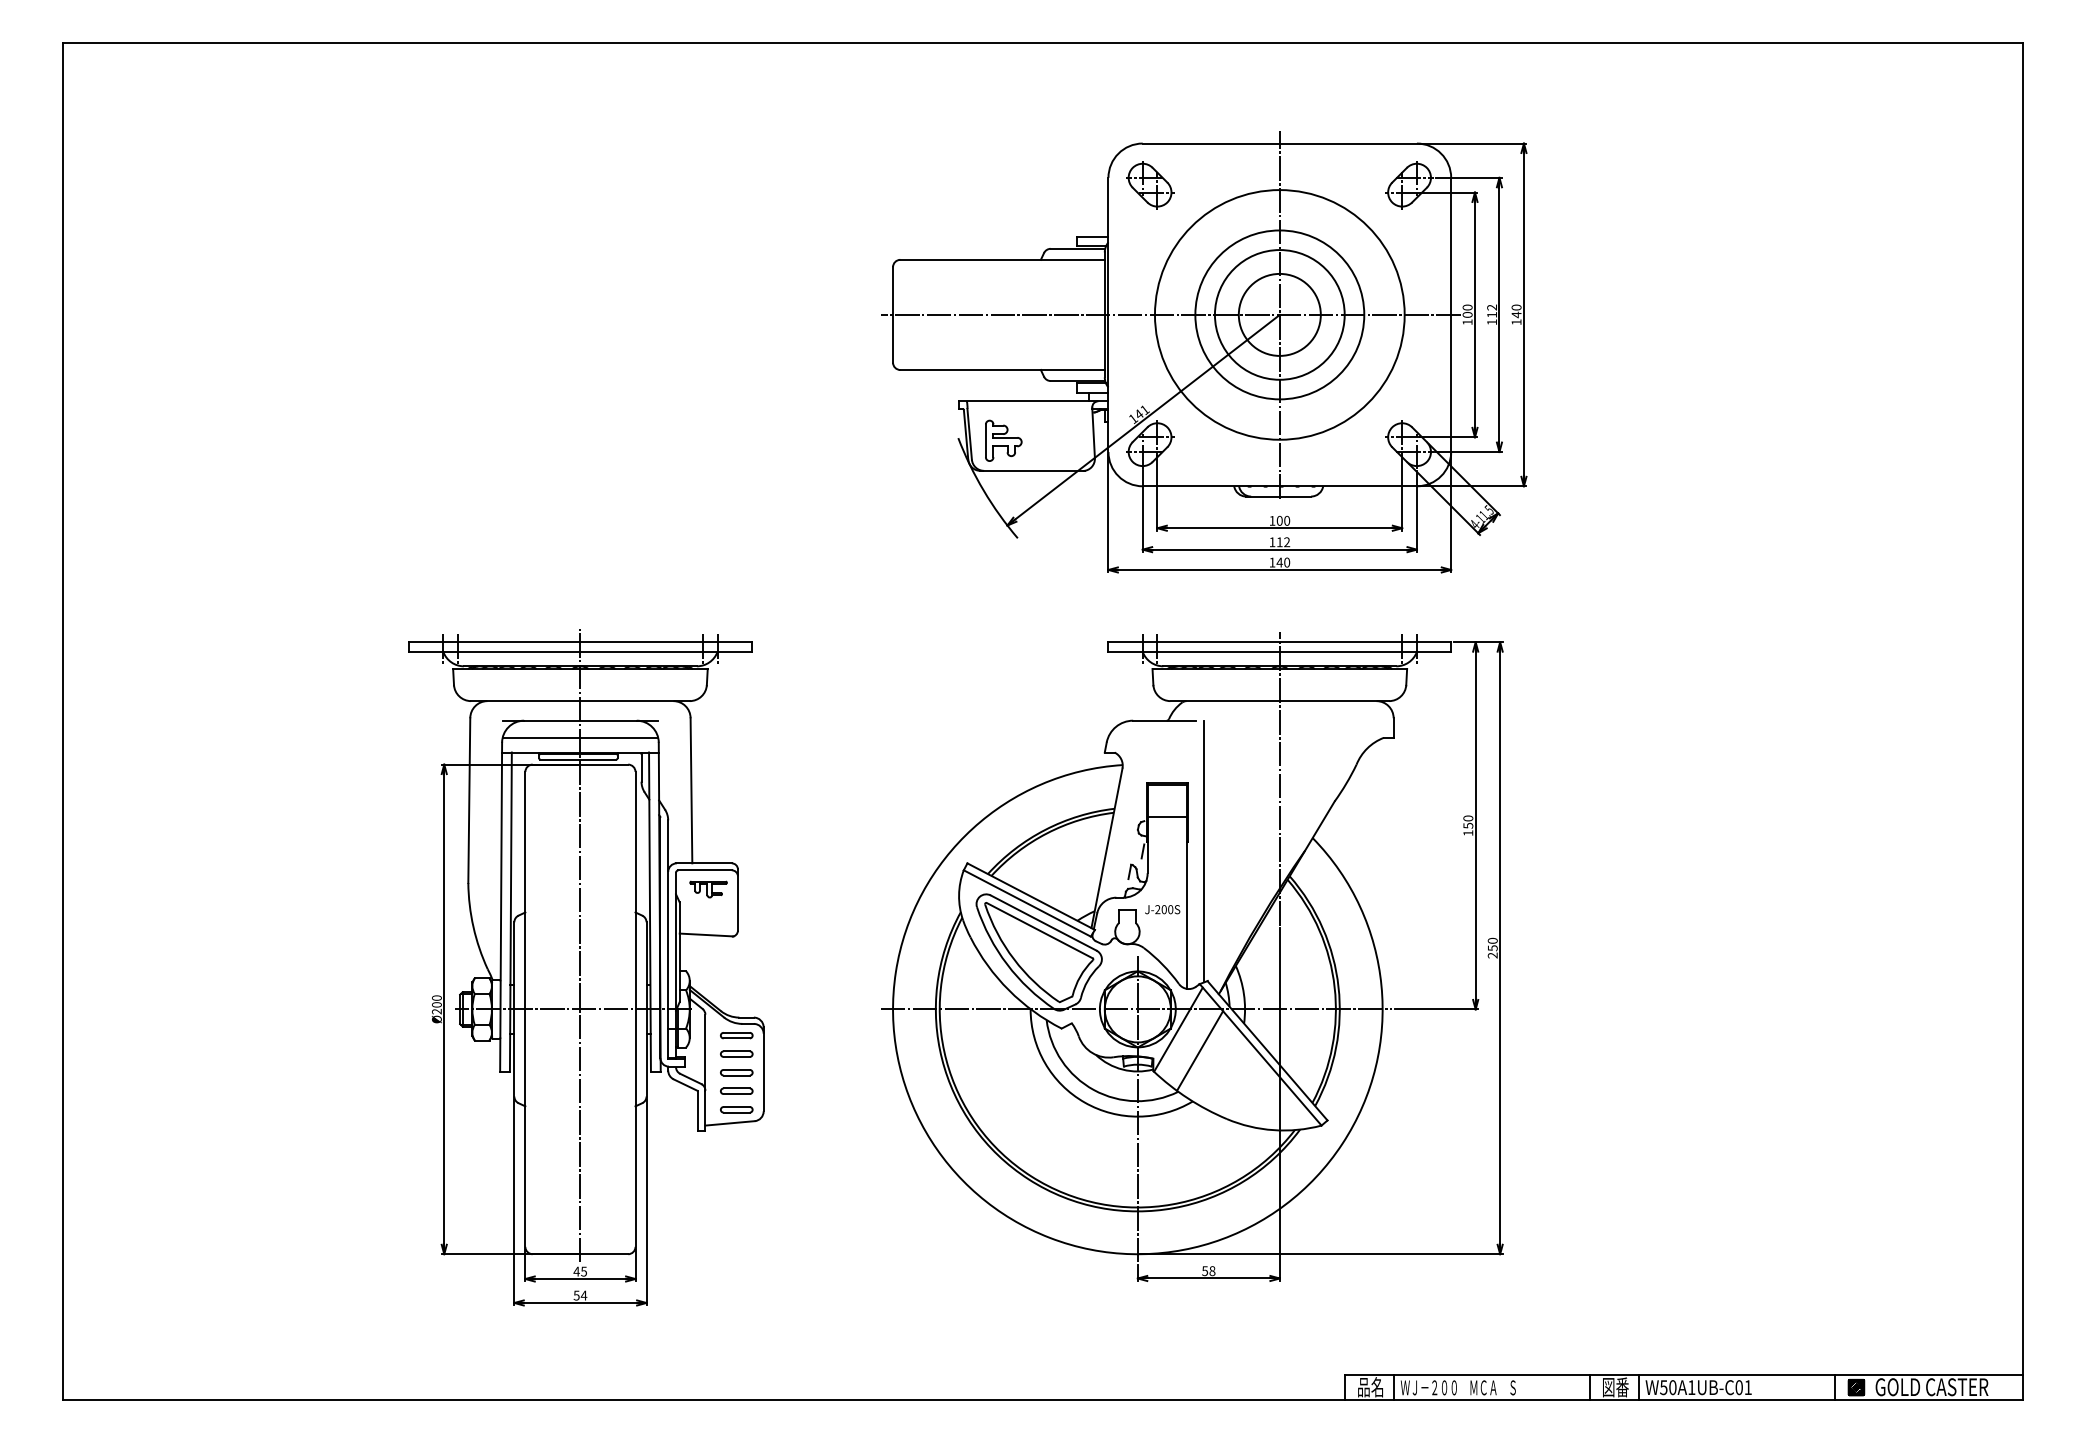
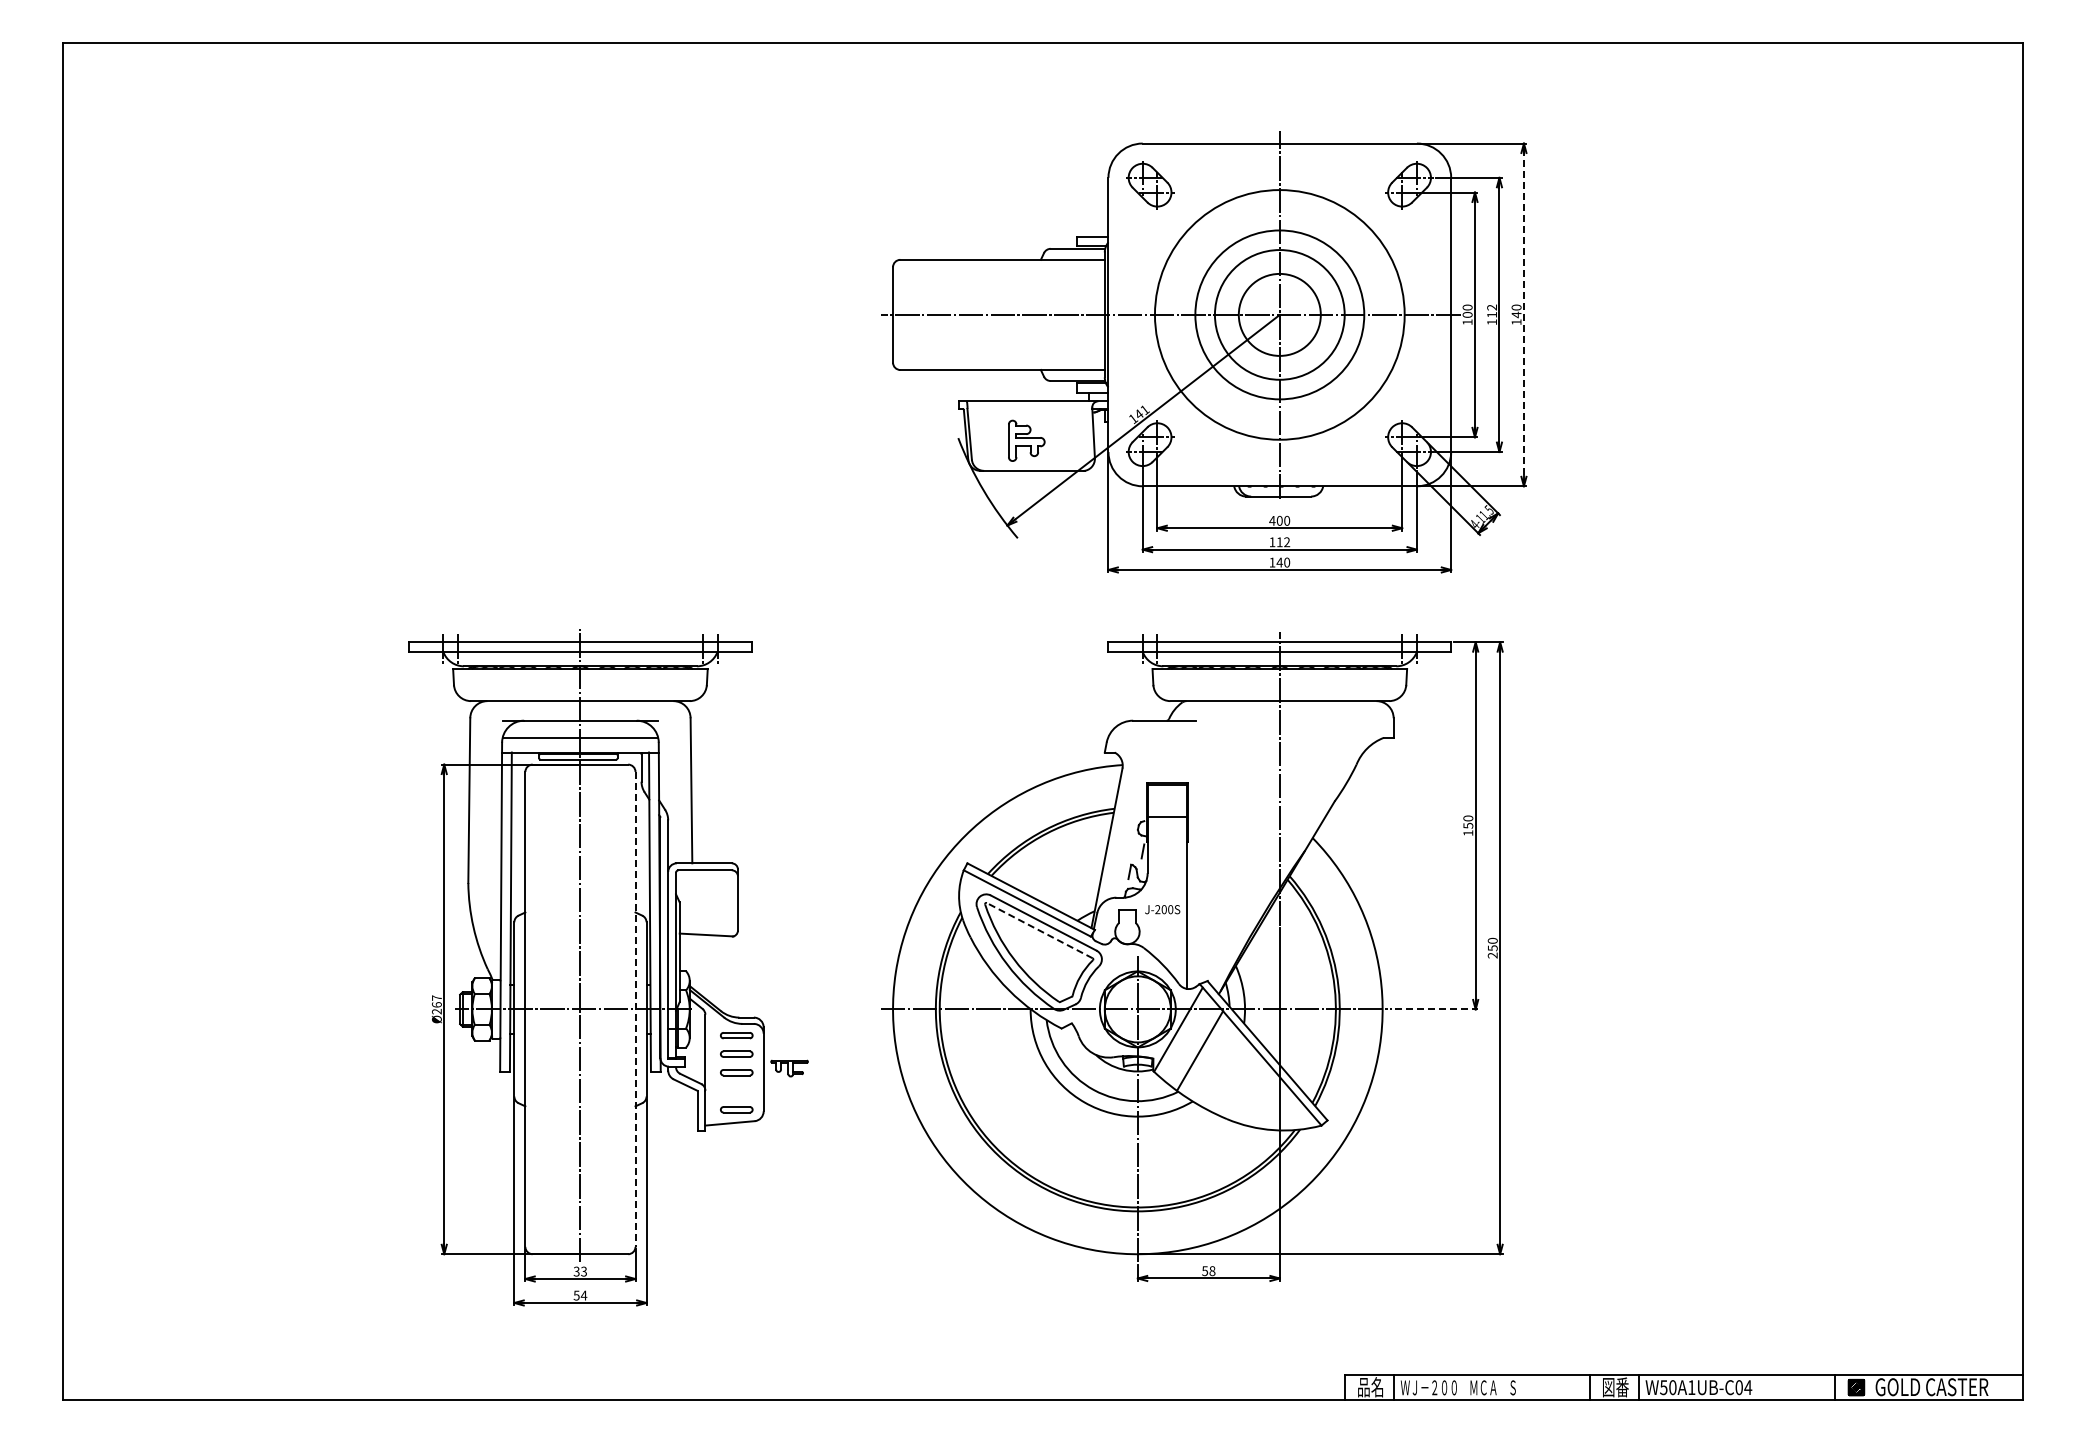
line: solid -> dashed (1523, 314)
part position: (1003, 440) -> (1026, 440) (1026, 440)
text: 100 -> 400 (1272, 520)
line: present -> none (1204, 851)
part position: (708, 889) -> (789, 1068) (789, 1068)
line: solid -> dashed (1039, 930)
text: Ø200 -> Ø267 (436, 1001)
line: solid -> dashed (635, 1009)
line: solid -> dashed (1437, 1009)
part: present -> none (736, 1090)
text: 45 -> 33 (579, 1271)
text: W50A1UB-C01 -> W50A1UB-C04 (1748, 1387)
